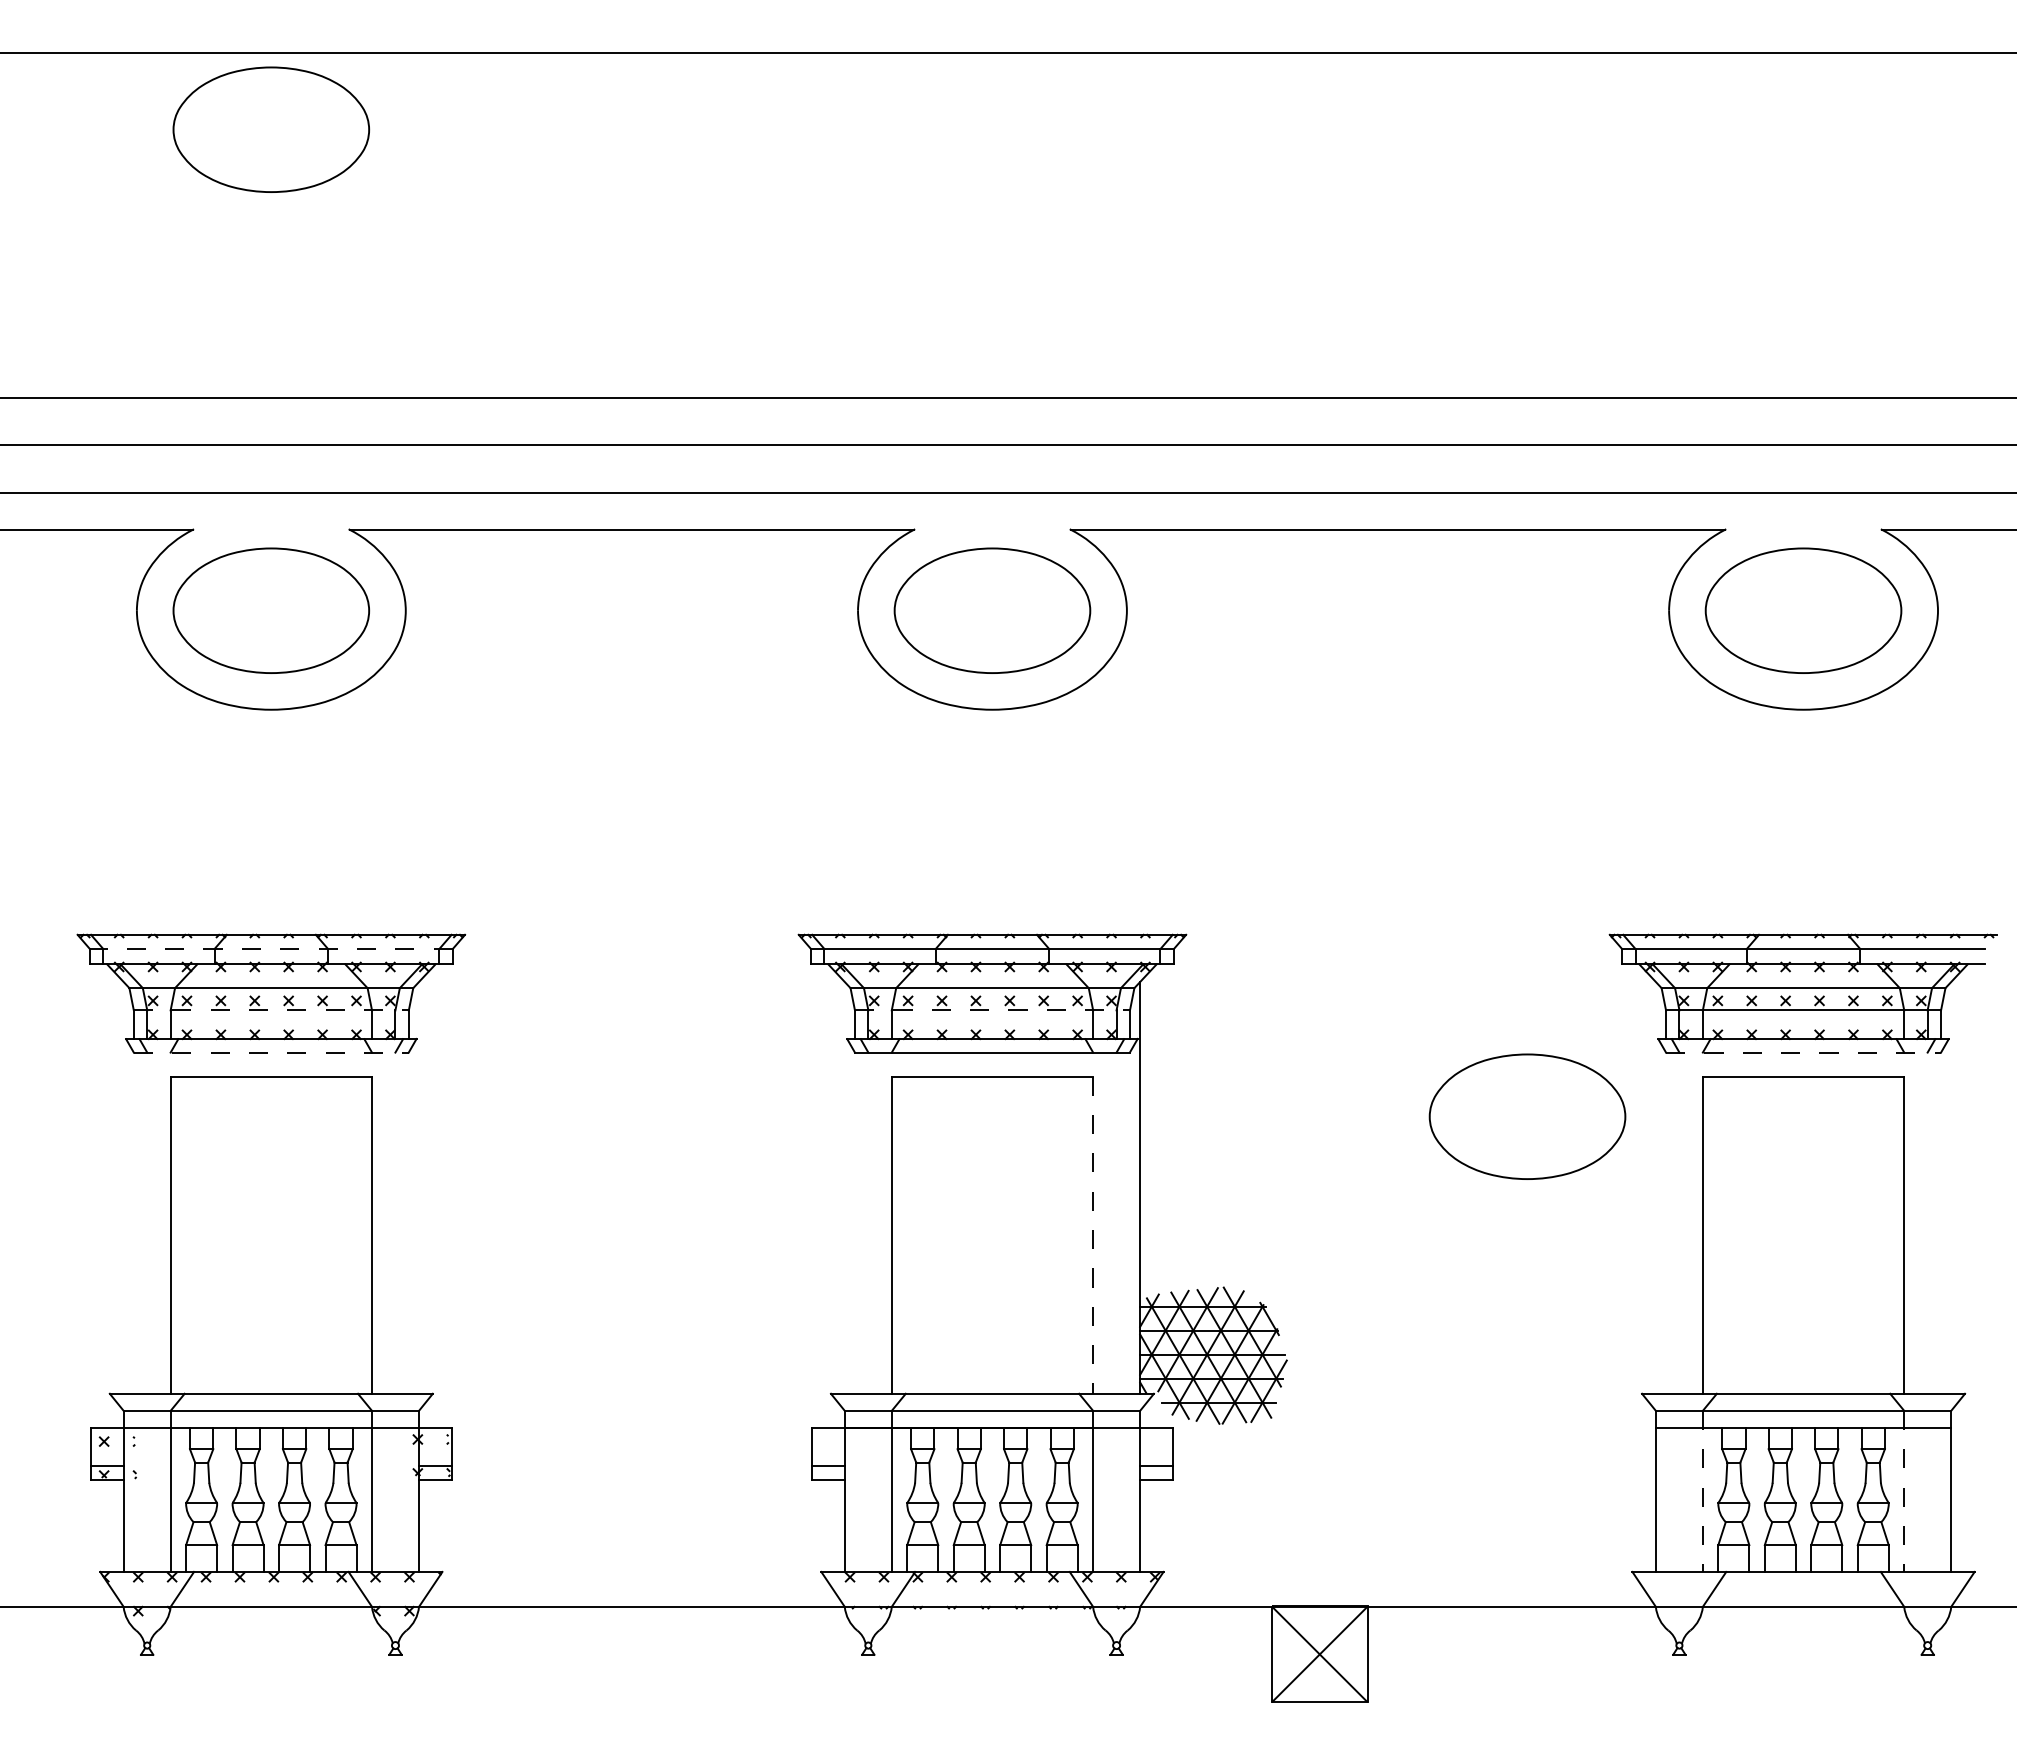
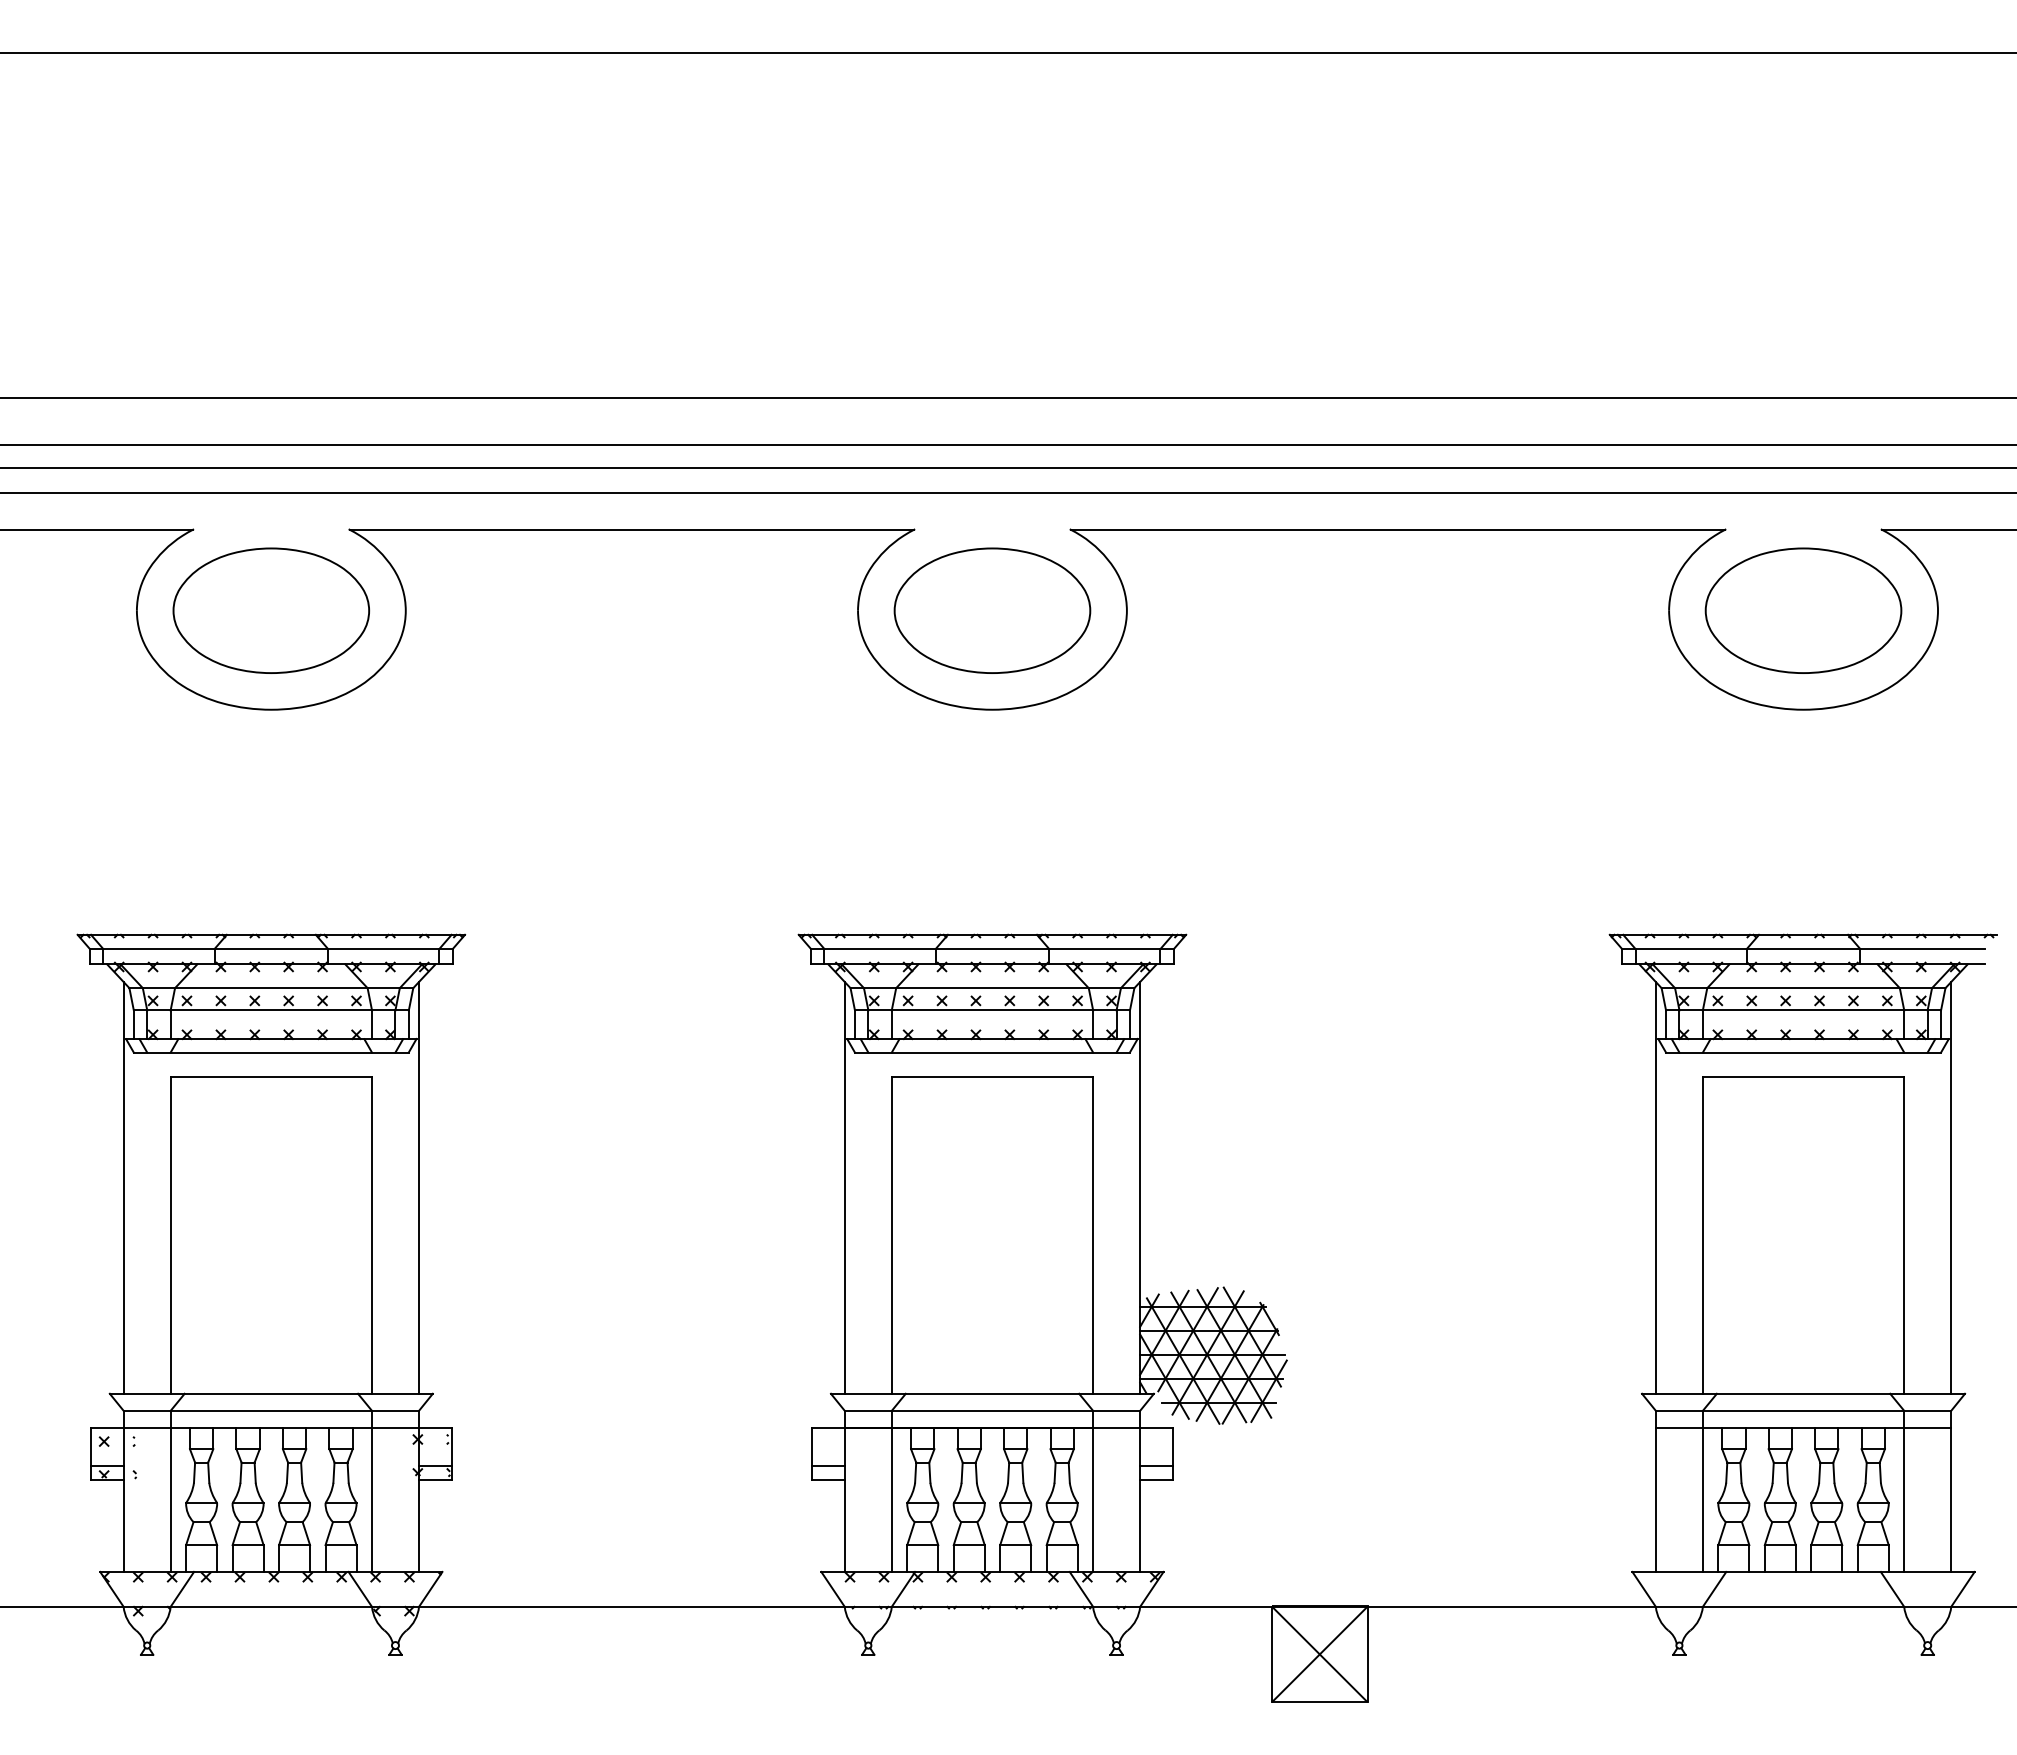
part: present -> none (270, 129)
line: none -> present (1007, 468)
line: dashed -> solid (270, 949)
line: dashed -> solid (271, 1010)
line: dashed -> solid (992, 1010)
line: dashed -> solid (271, 1052)
line: dashed -> solid (1803, 1052)
part: present -> none (1527, 1116)
line: none -> present (123, 1187)
line: none -> present (419, 1187)
line: none -> present (844, 1187)
line: none -> present (1655, 1187)
line: none -> present (1951, 1187)
line: dashed -> solid (1093, 1235)
line: dashed -> solid (1702, 1491)
line: dashed -> solid (1904, 1491)
